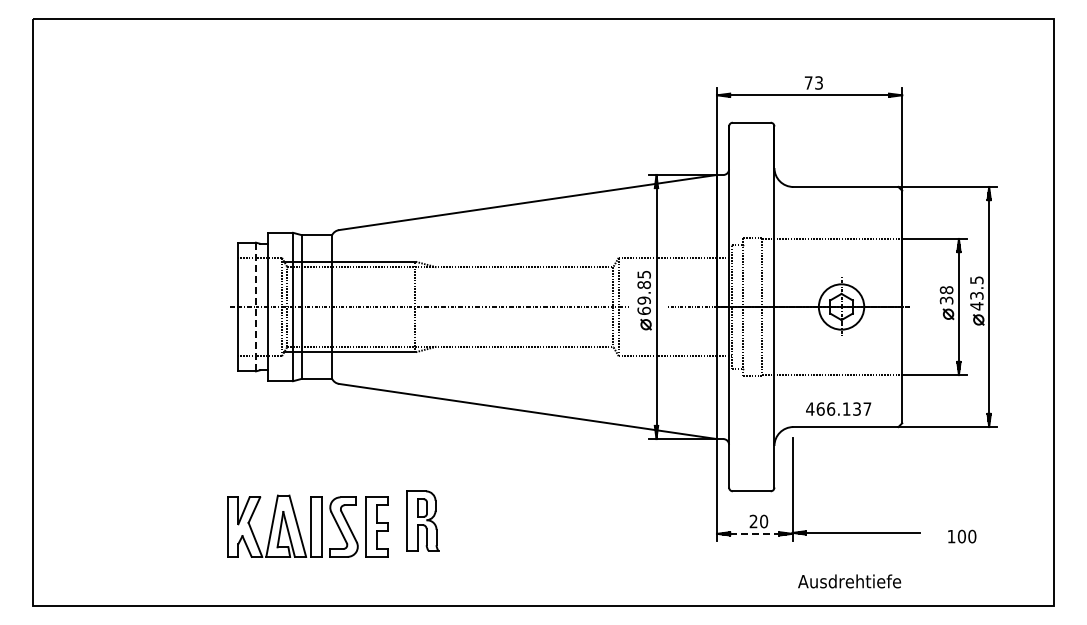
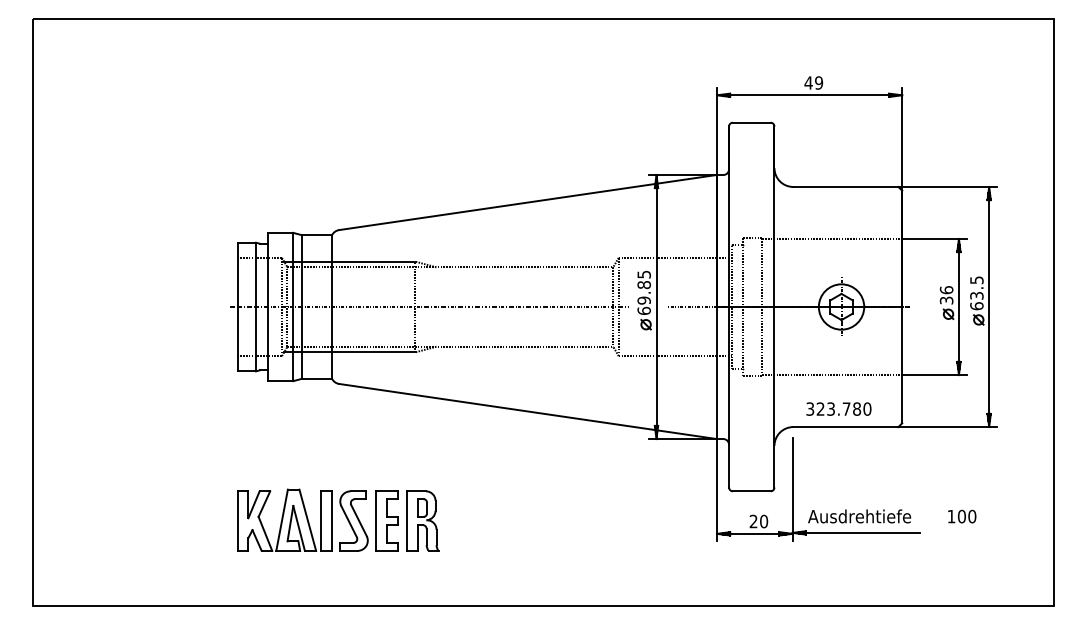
text: 73 -> 49 (813, 82)
text: 38 -> 36 (946, 290)
line: dashed -> solid (256, 306)
text: 43.5 -> 63.5 (976, 306)
text: 466.137 -> 323.780 (838, 408)
part position: (307, 525) -> (317, 519) (317, 519)
line: dashed -> solid (754, 533)
text position: (962, 536) -> (962, 516) (962, 516)
text position: (849, 581) -> (859, 516) (859, 516)
